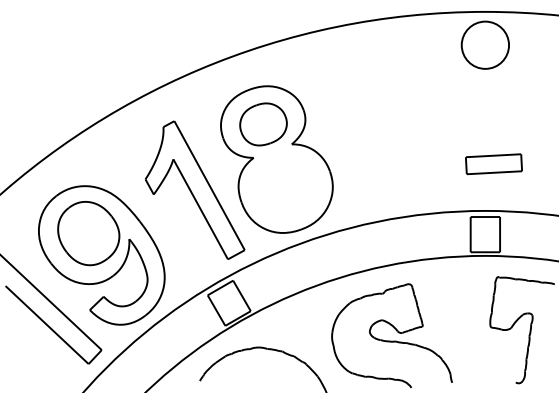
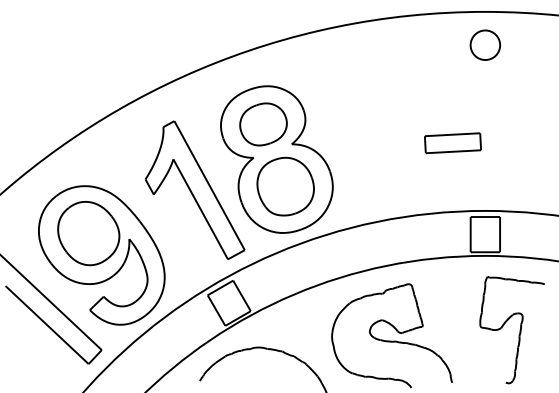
circle diameter: 47 px -> 30 px (485, 45)
part position: (493, 164) -> (452, 143) (452, 143)
part: none -> present (285, 186)
part position: (529, 330) -> (519, 330) (519, 330)
